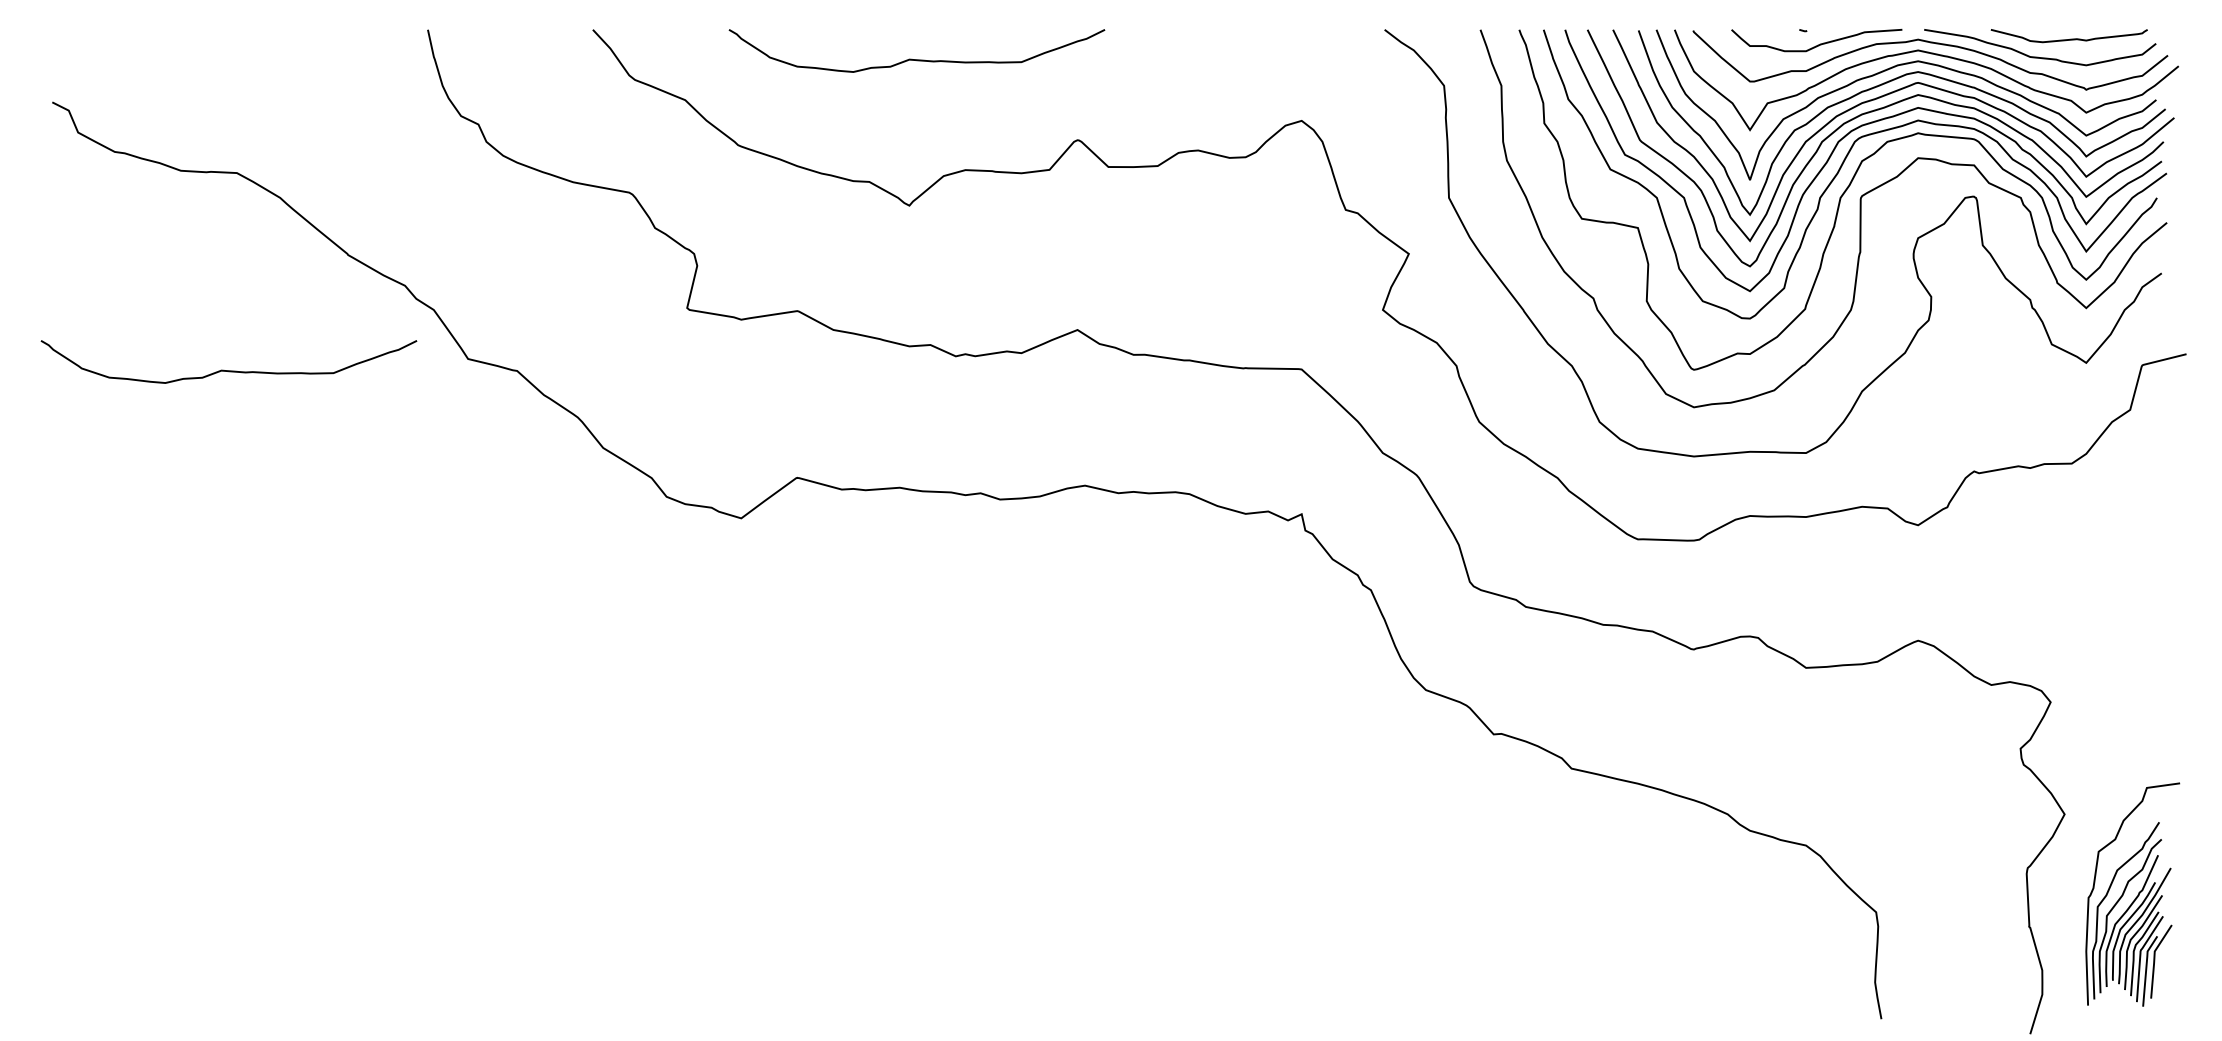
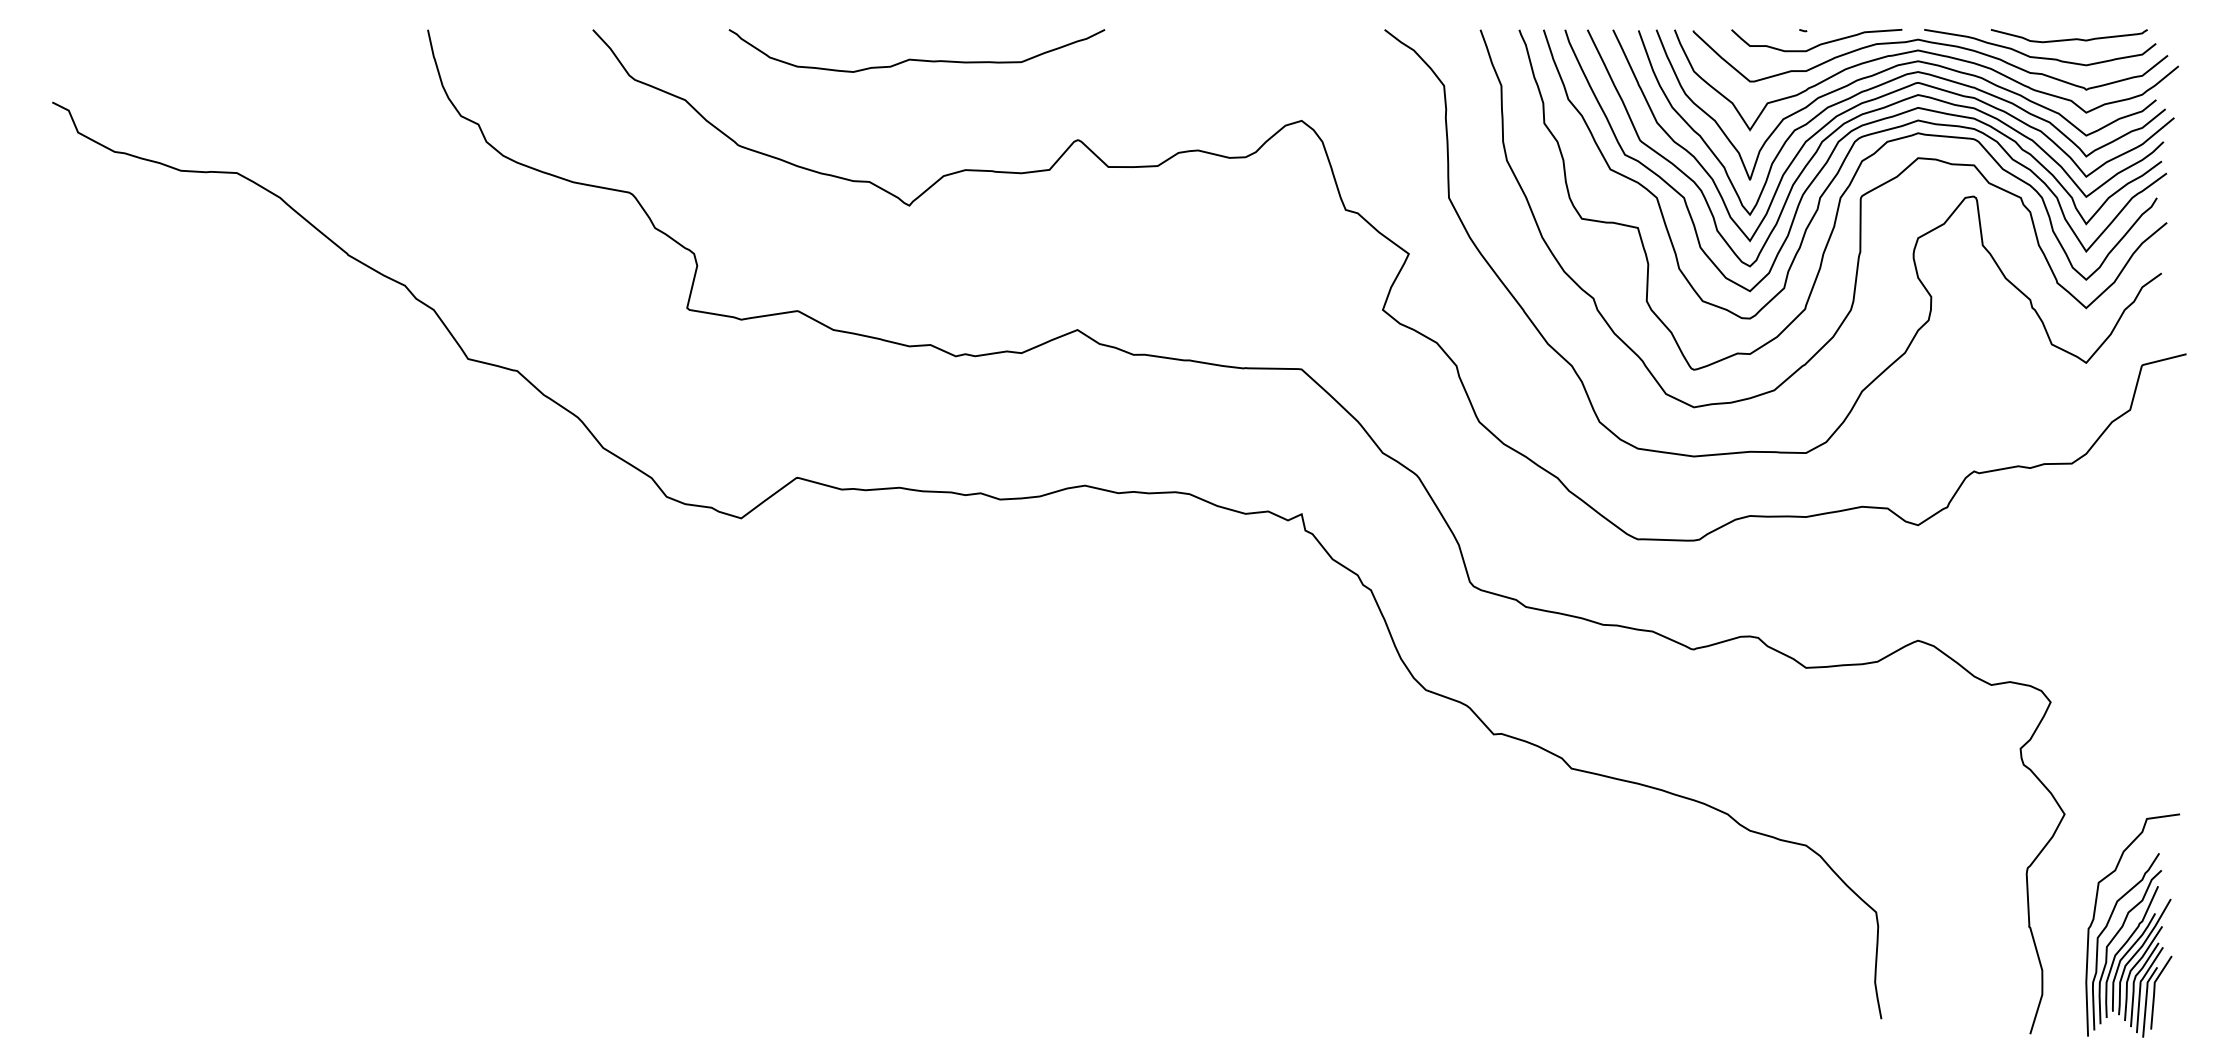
curve: present -> none (228, 370)
part position: (2132, 894) -> (2132, 925) (2132, 925)
